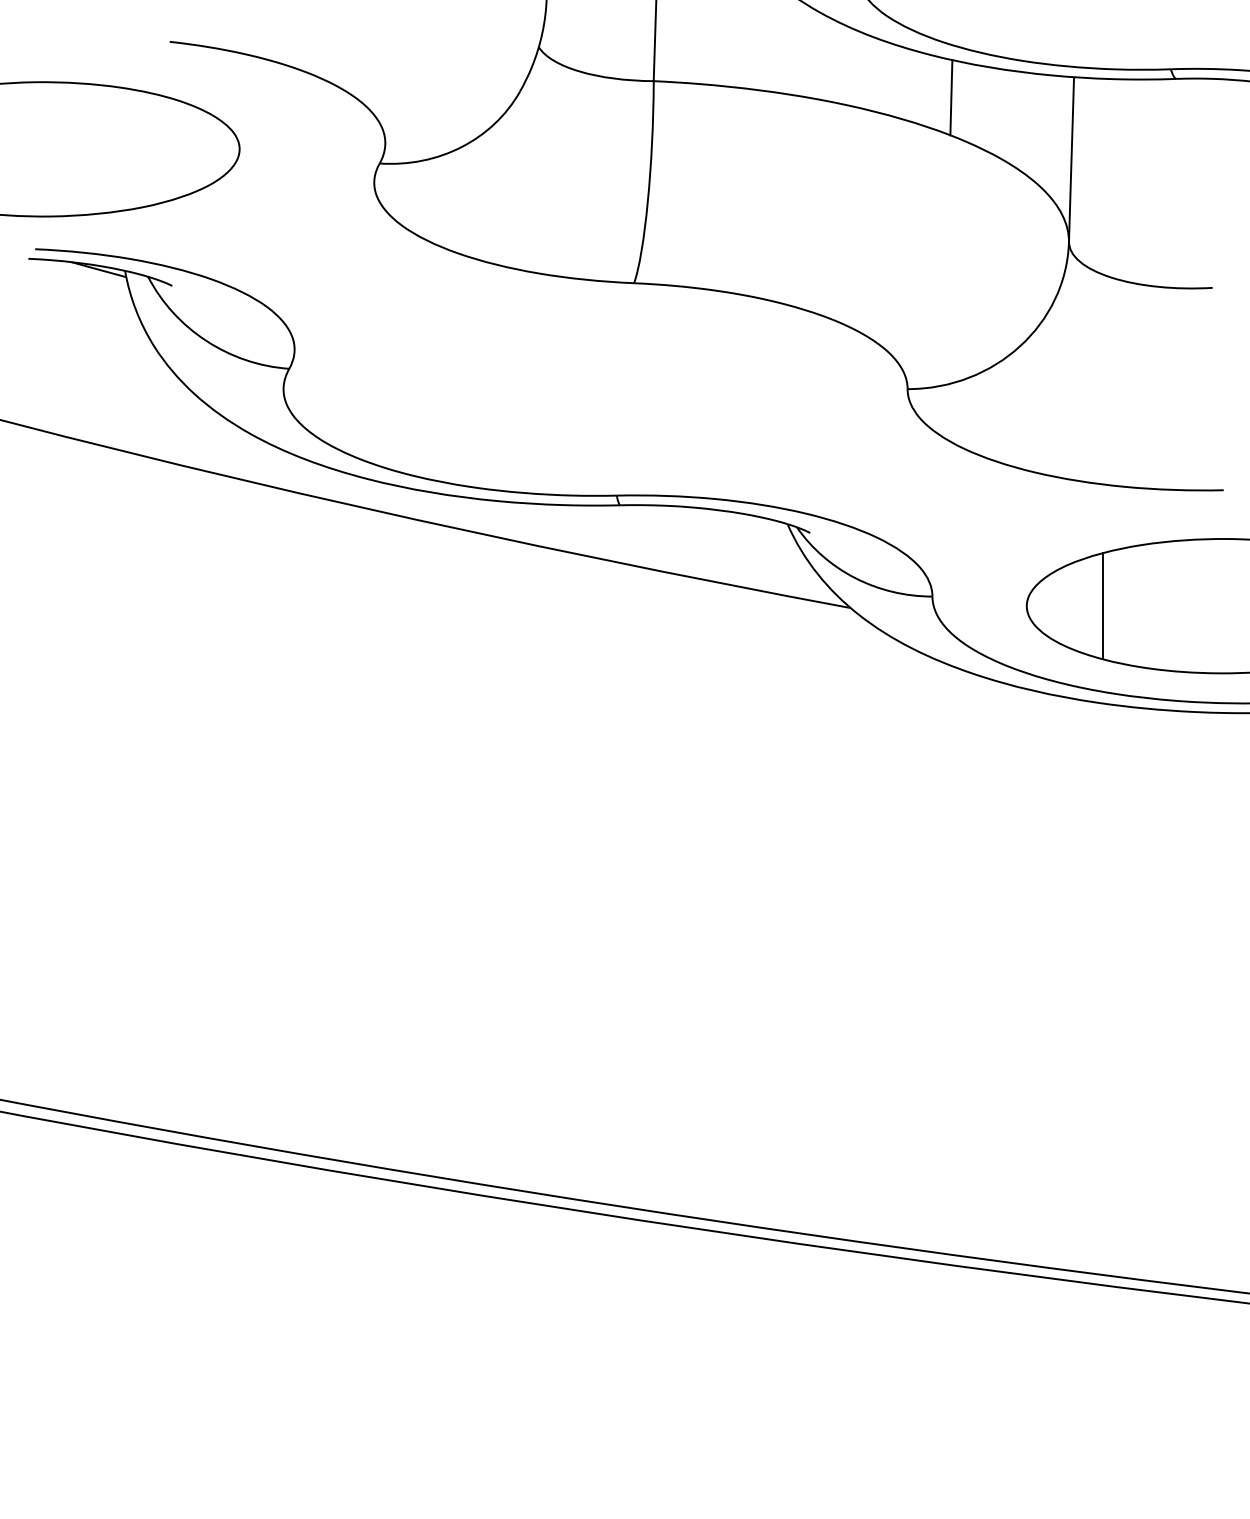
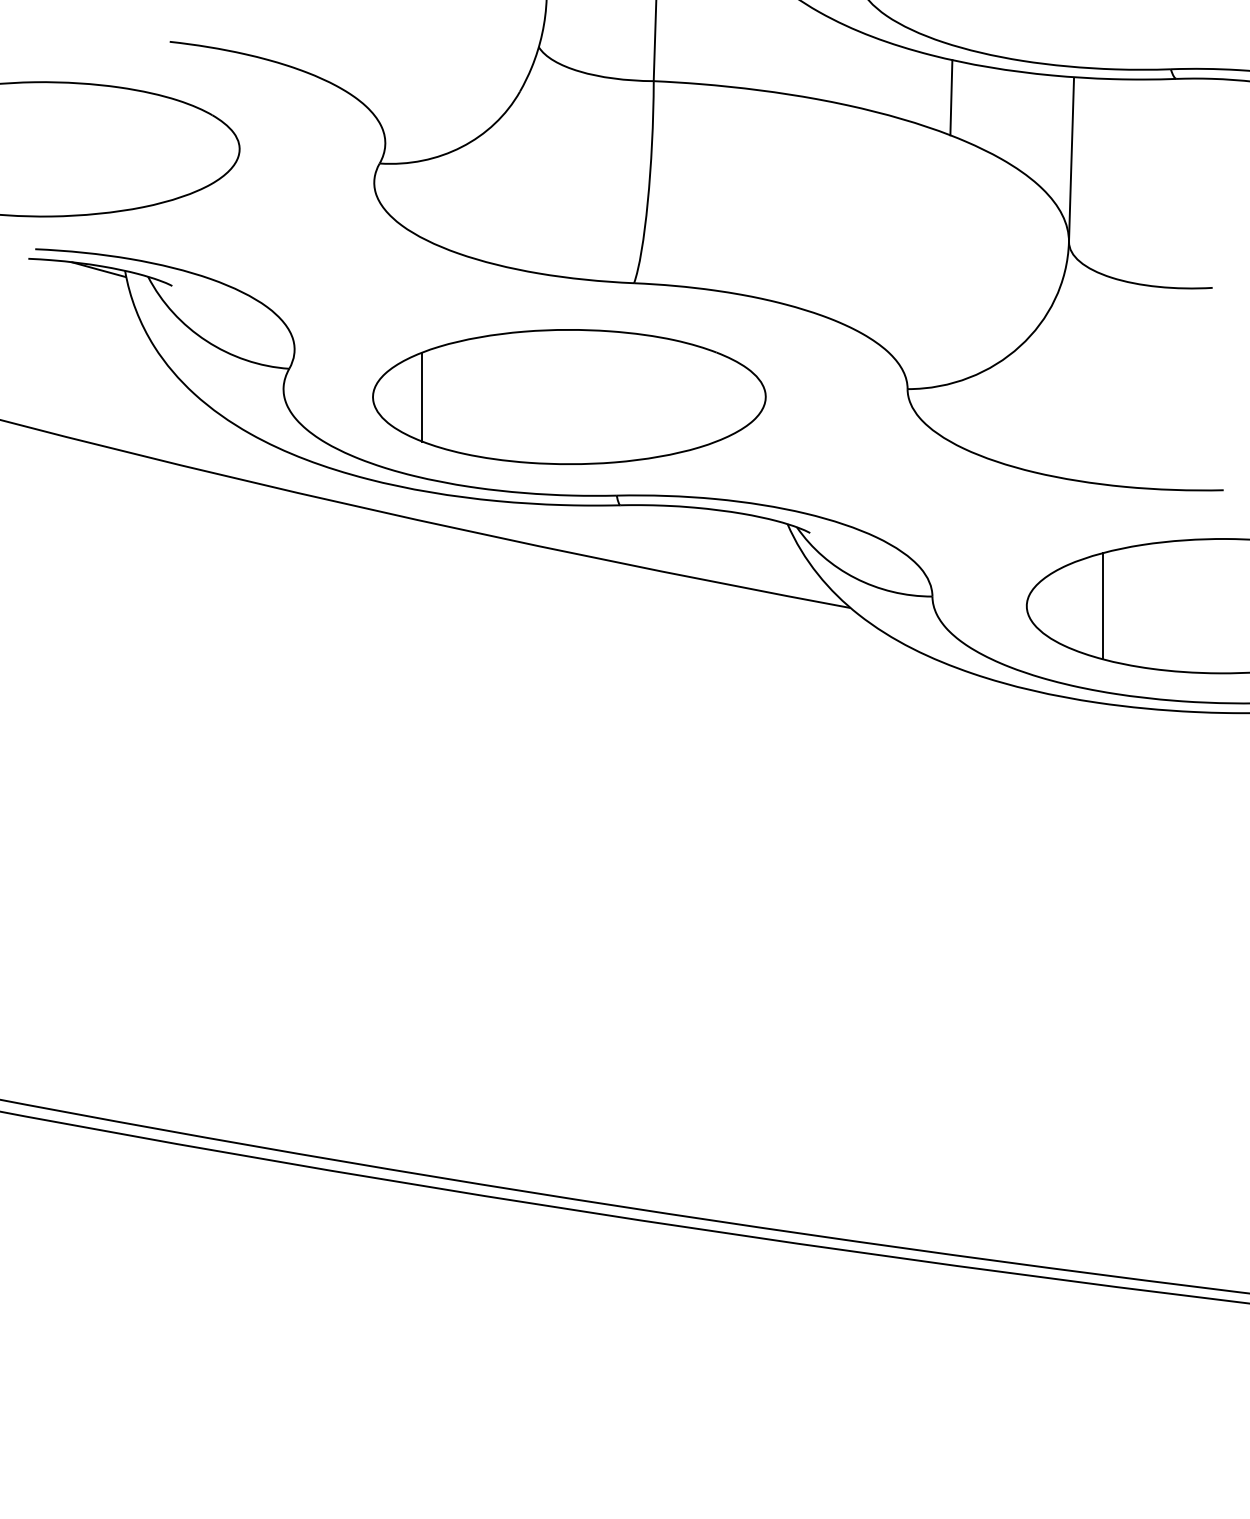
part: none -> present (569, 397)
